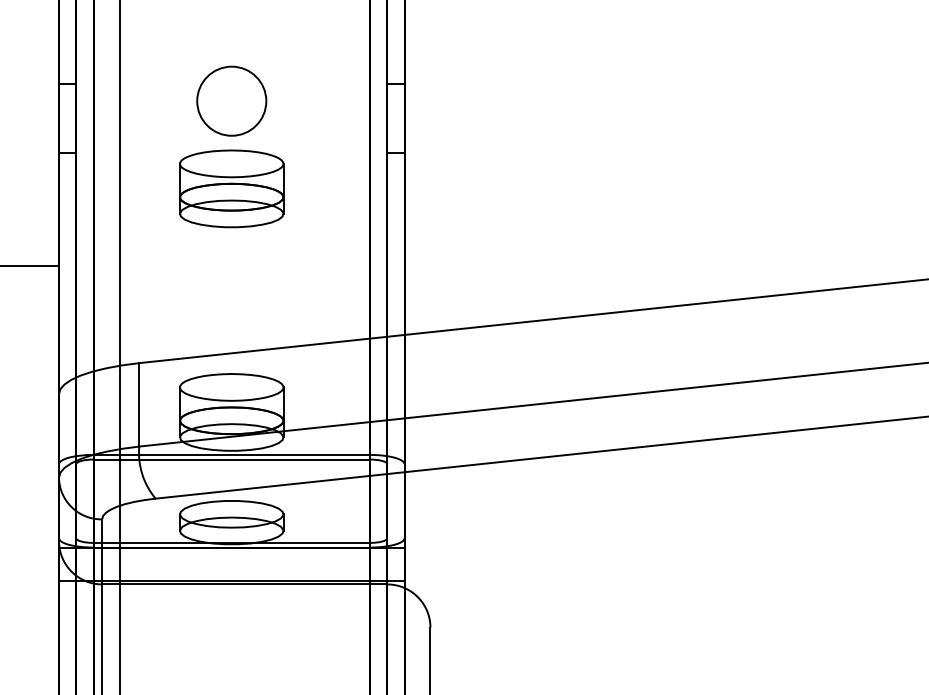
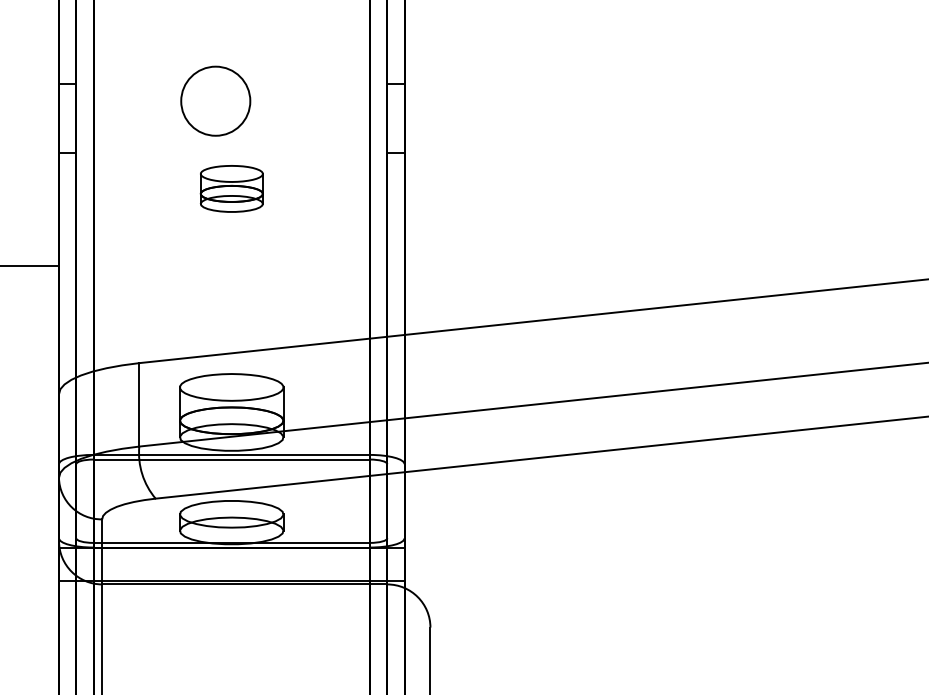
circle position: (231, 100) -> (215, 100) (215, 100)
part size: 106x80 px -> 65x48 px (231, 188)
line: present -> none (119, 346)
